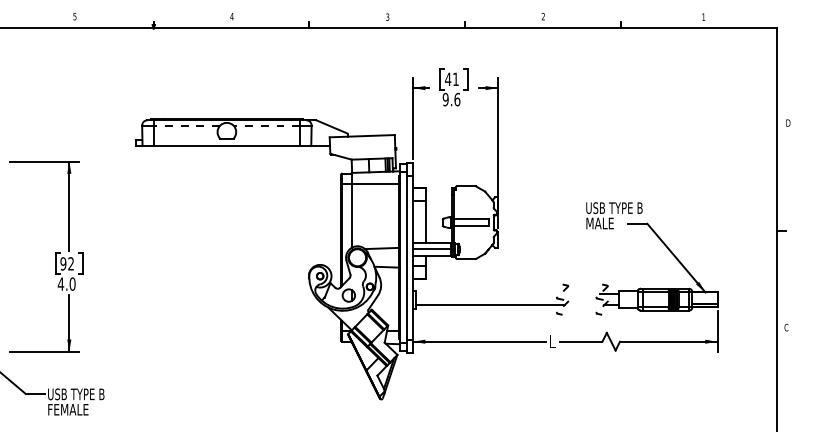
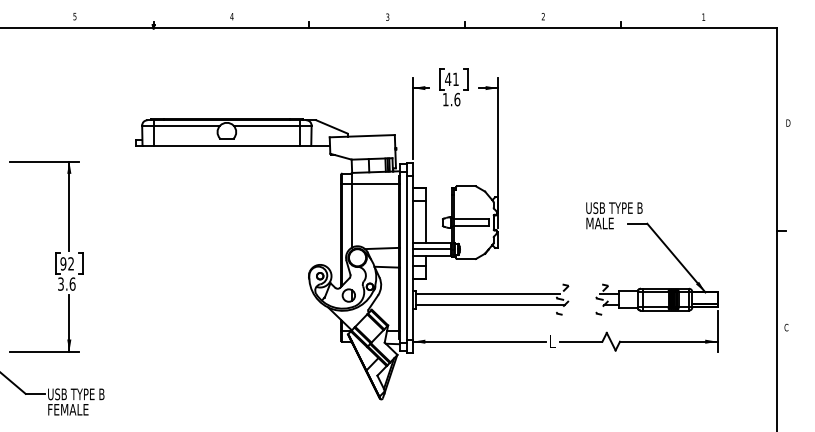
text: 9.6 -> 1.6 (445, 99)
line: dashed -> solid (186, 125)
line: dashed -> solid (266, 125)
text: 4.0 -> 3.6 (66, 283)
line: none -> present (488, 294)
